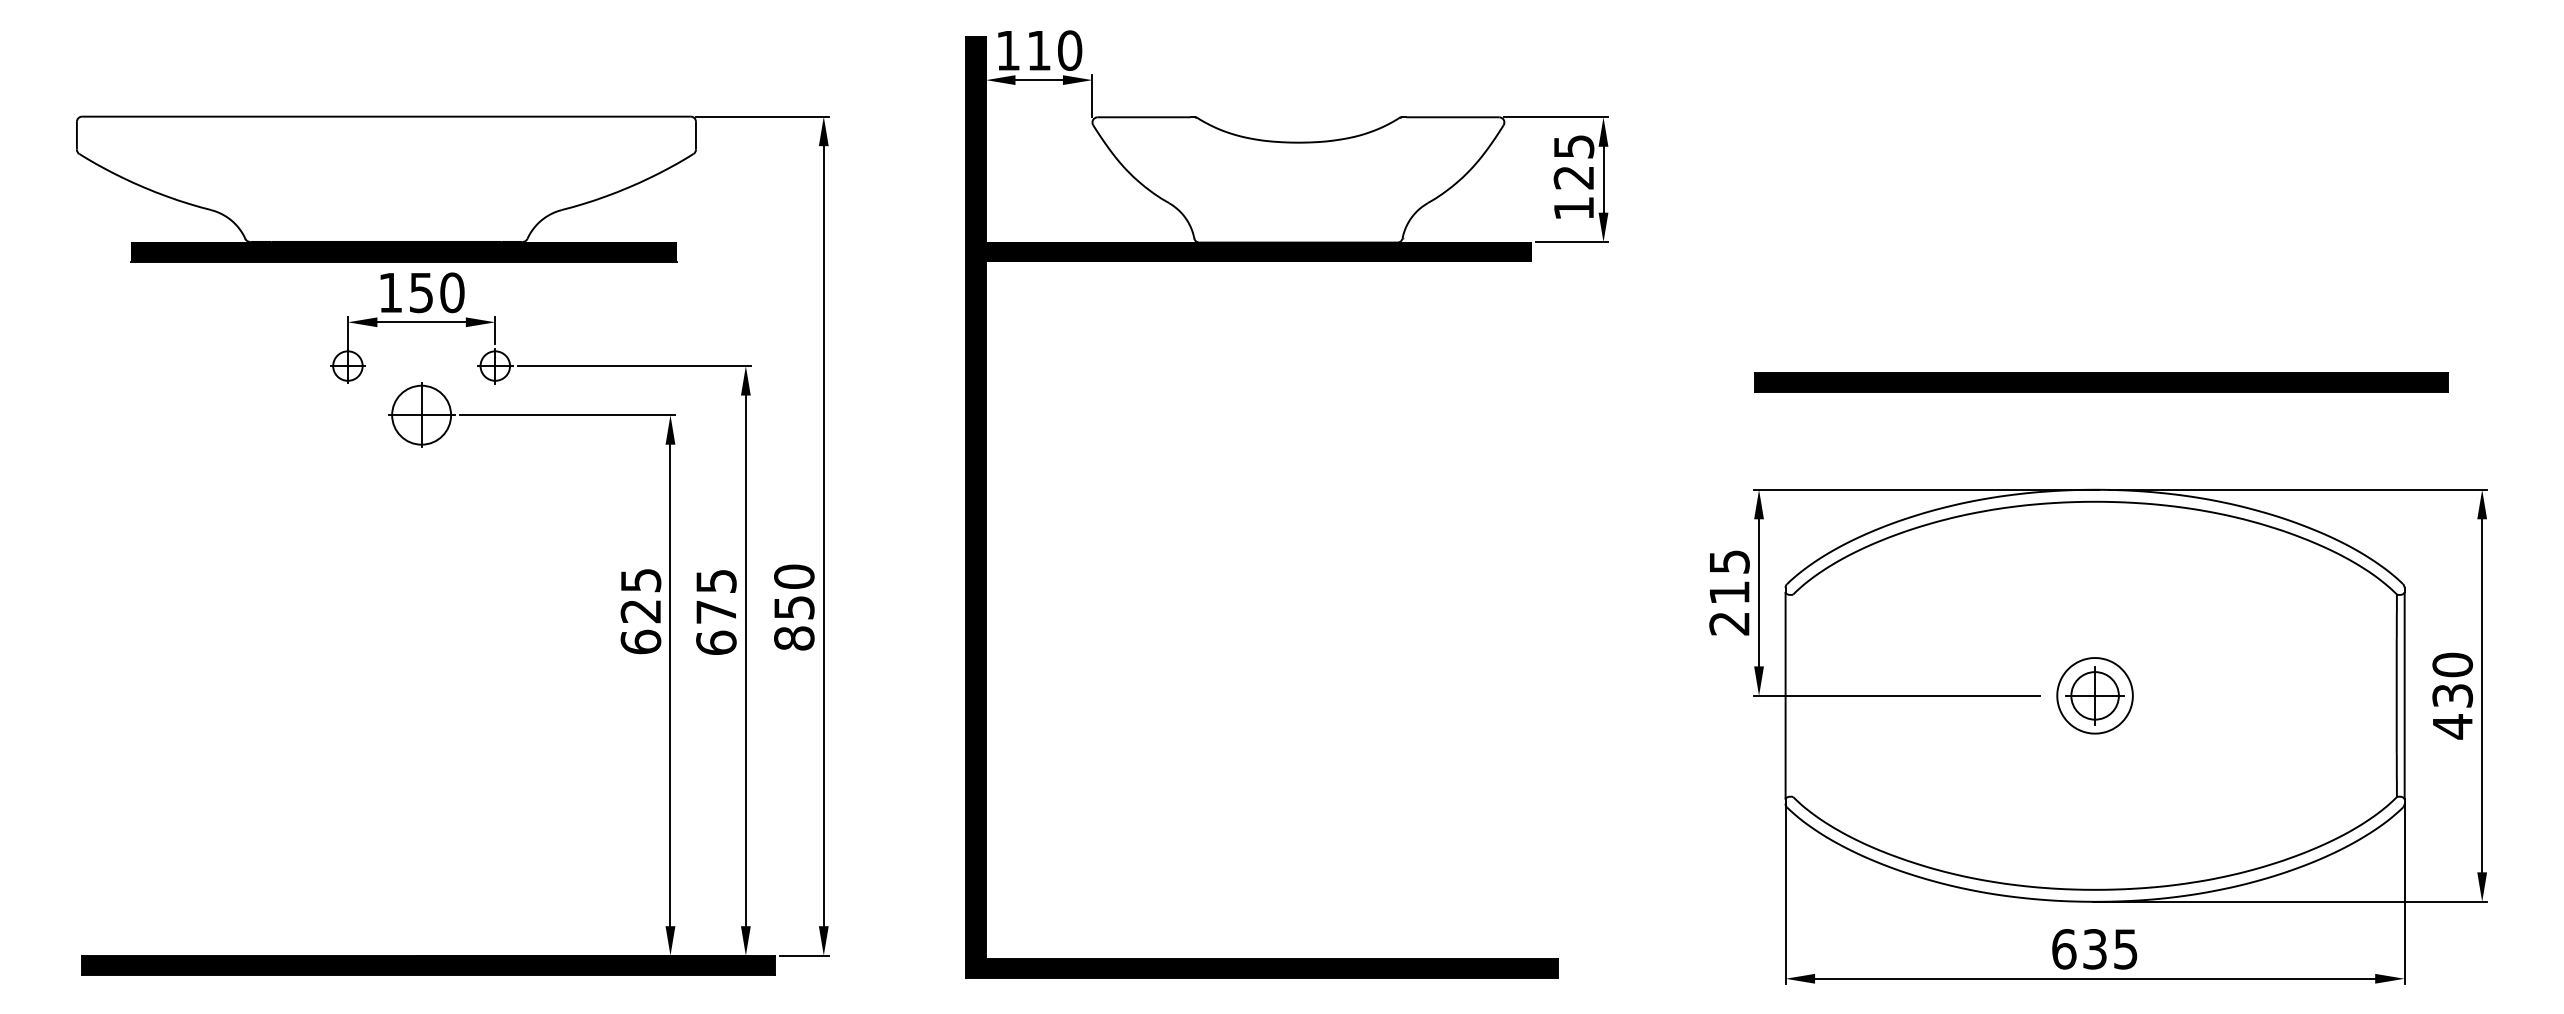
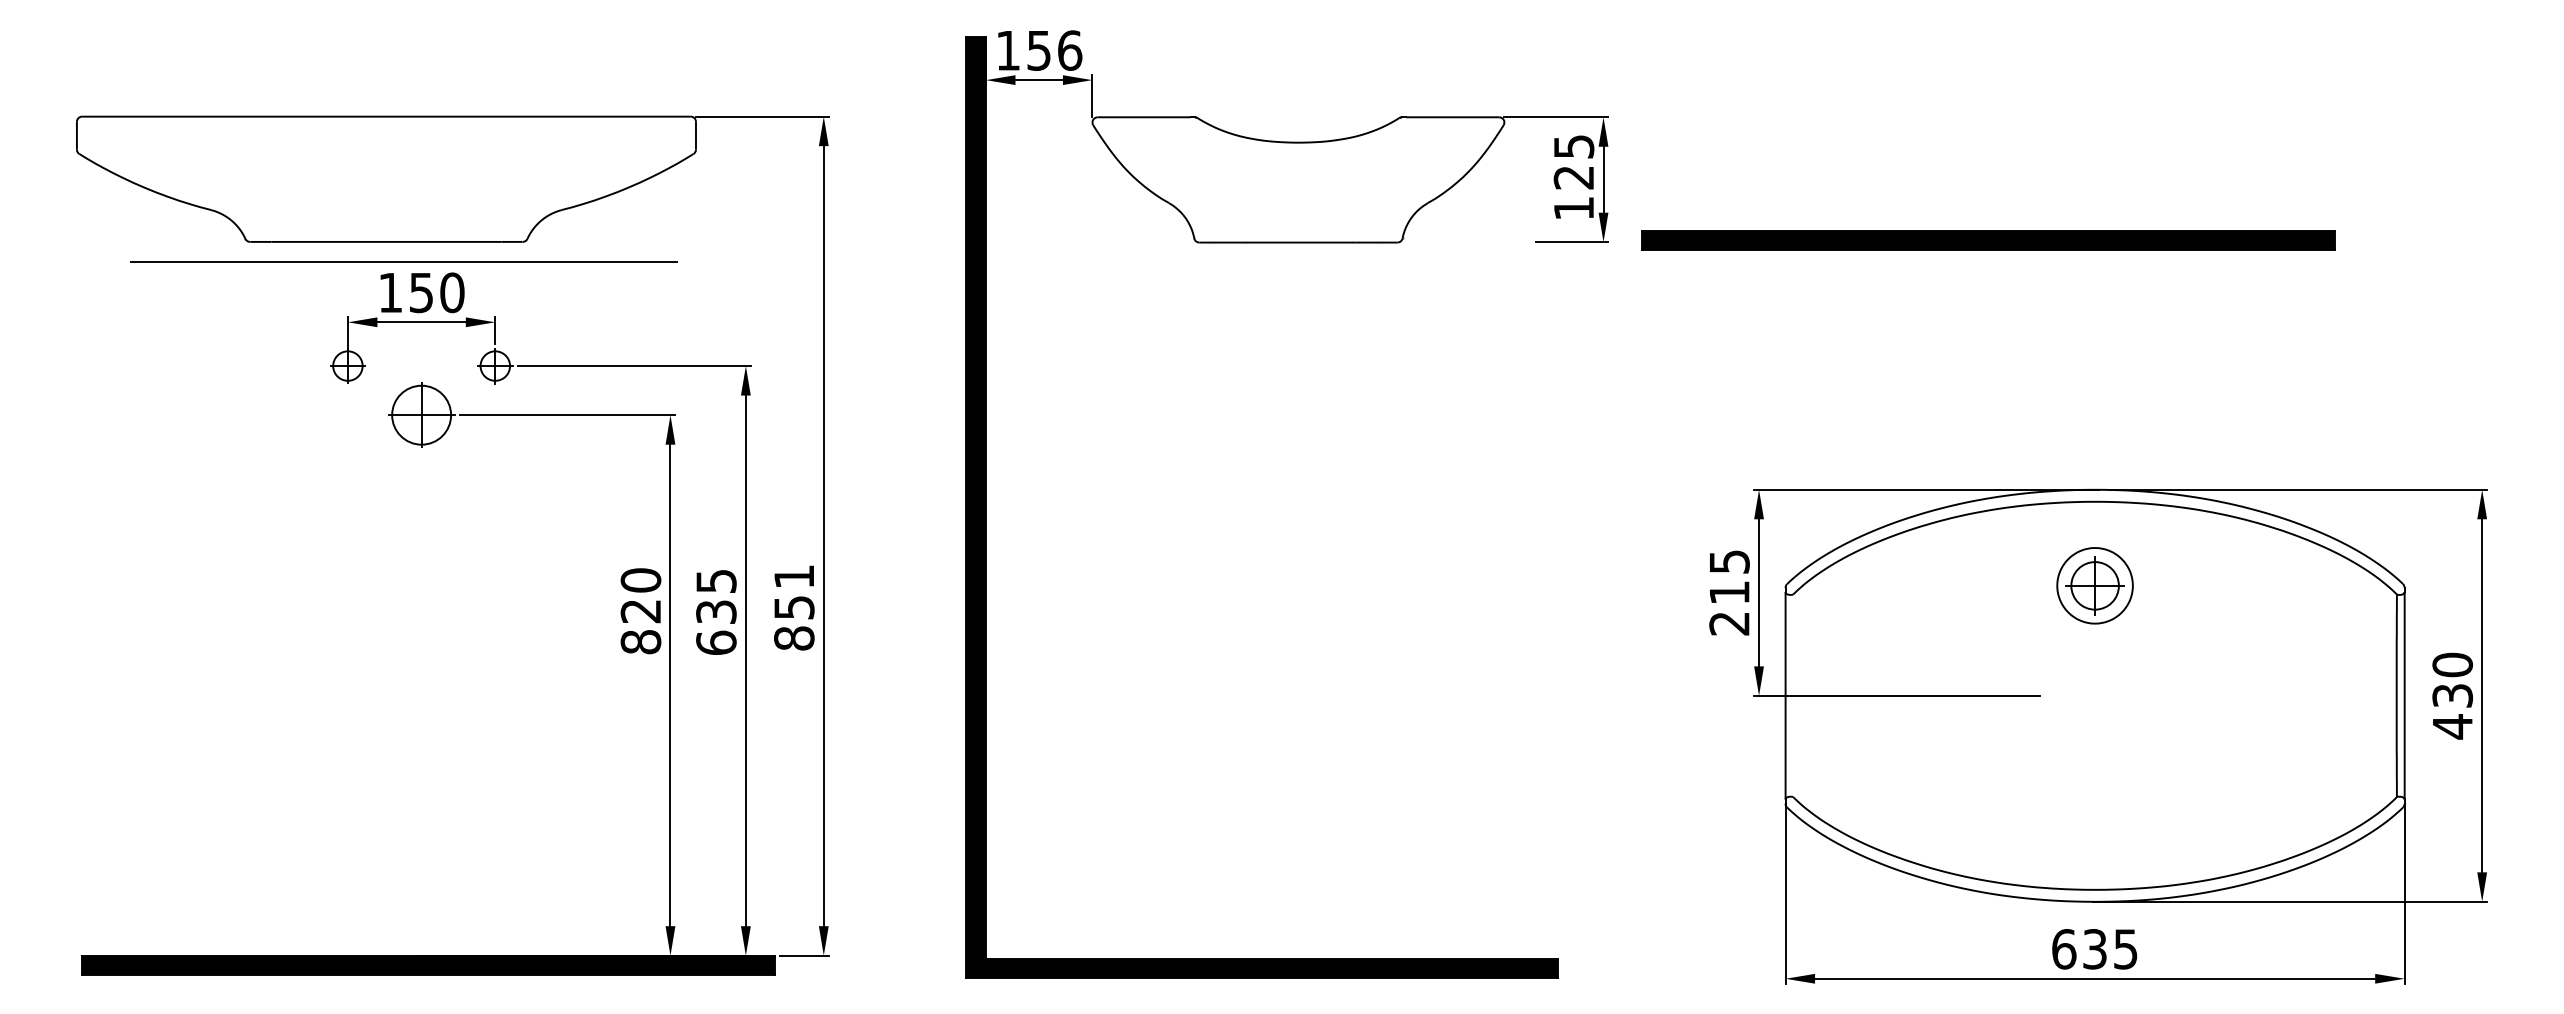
text: 110 -> 156 (1054, 50)
fill: present -> none (1258, 251)
fill: present -> none (404, 252)
part position: (2101, 382) -> (1988, 240) (1988, 240)
text: 850 -> 851 (794, 576)
text: 625 -> 820 (640, 611)
text: 675 -> 635 (716, 611)
part position: (2094, 695) -> (2094, 585) (2094, 585)
